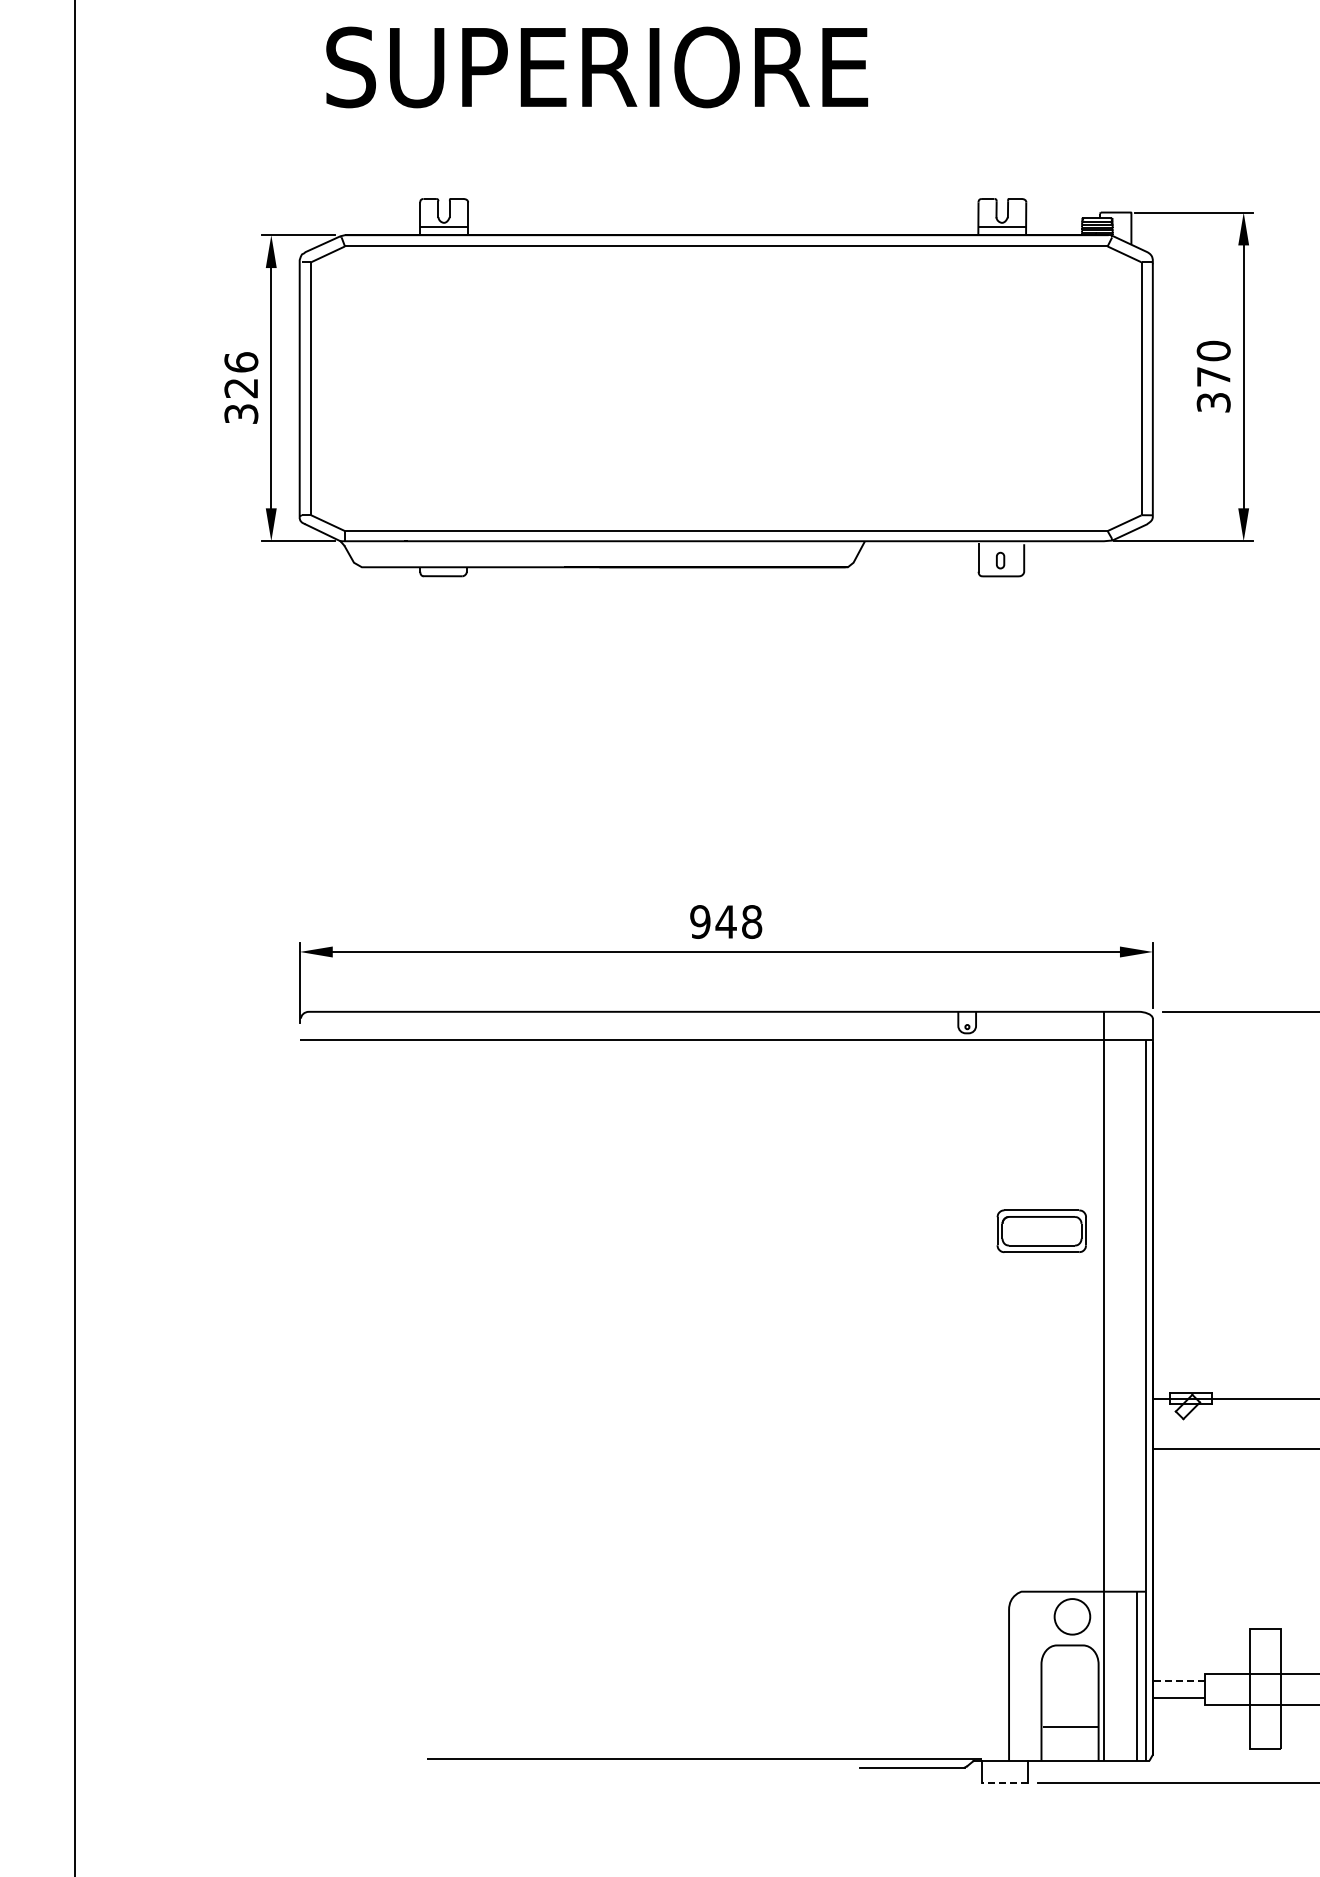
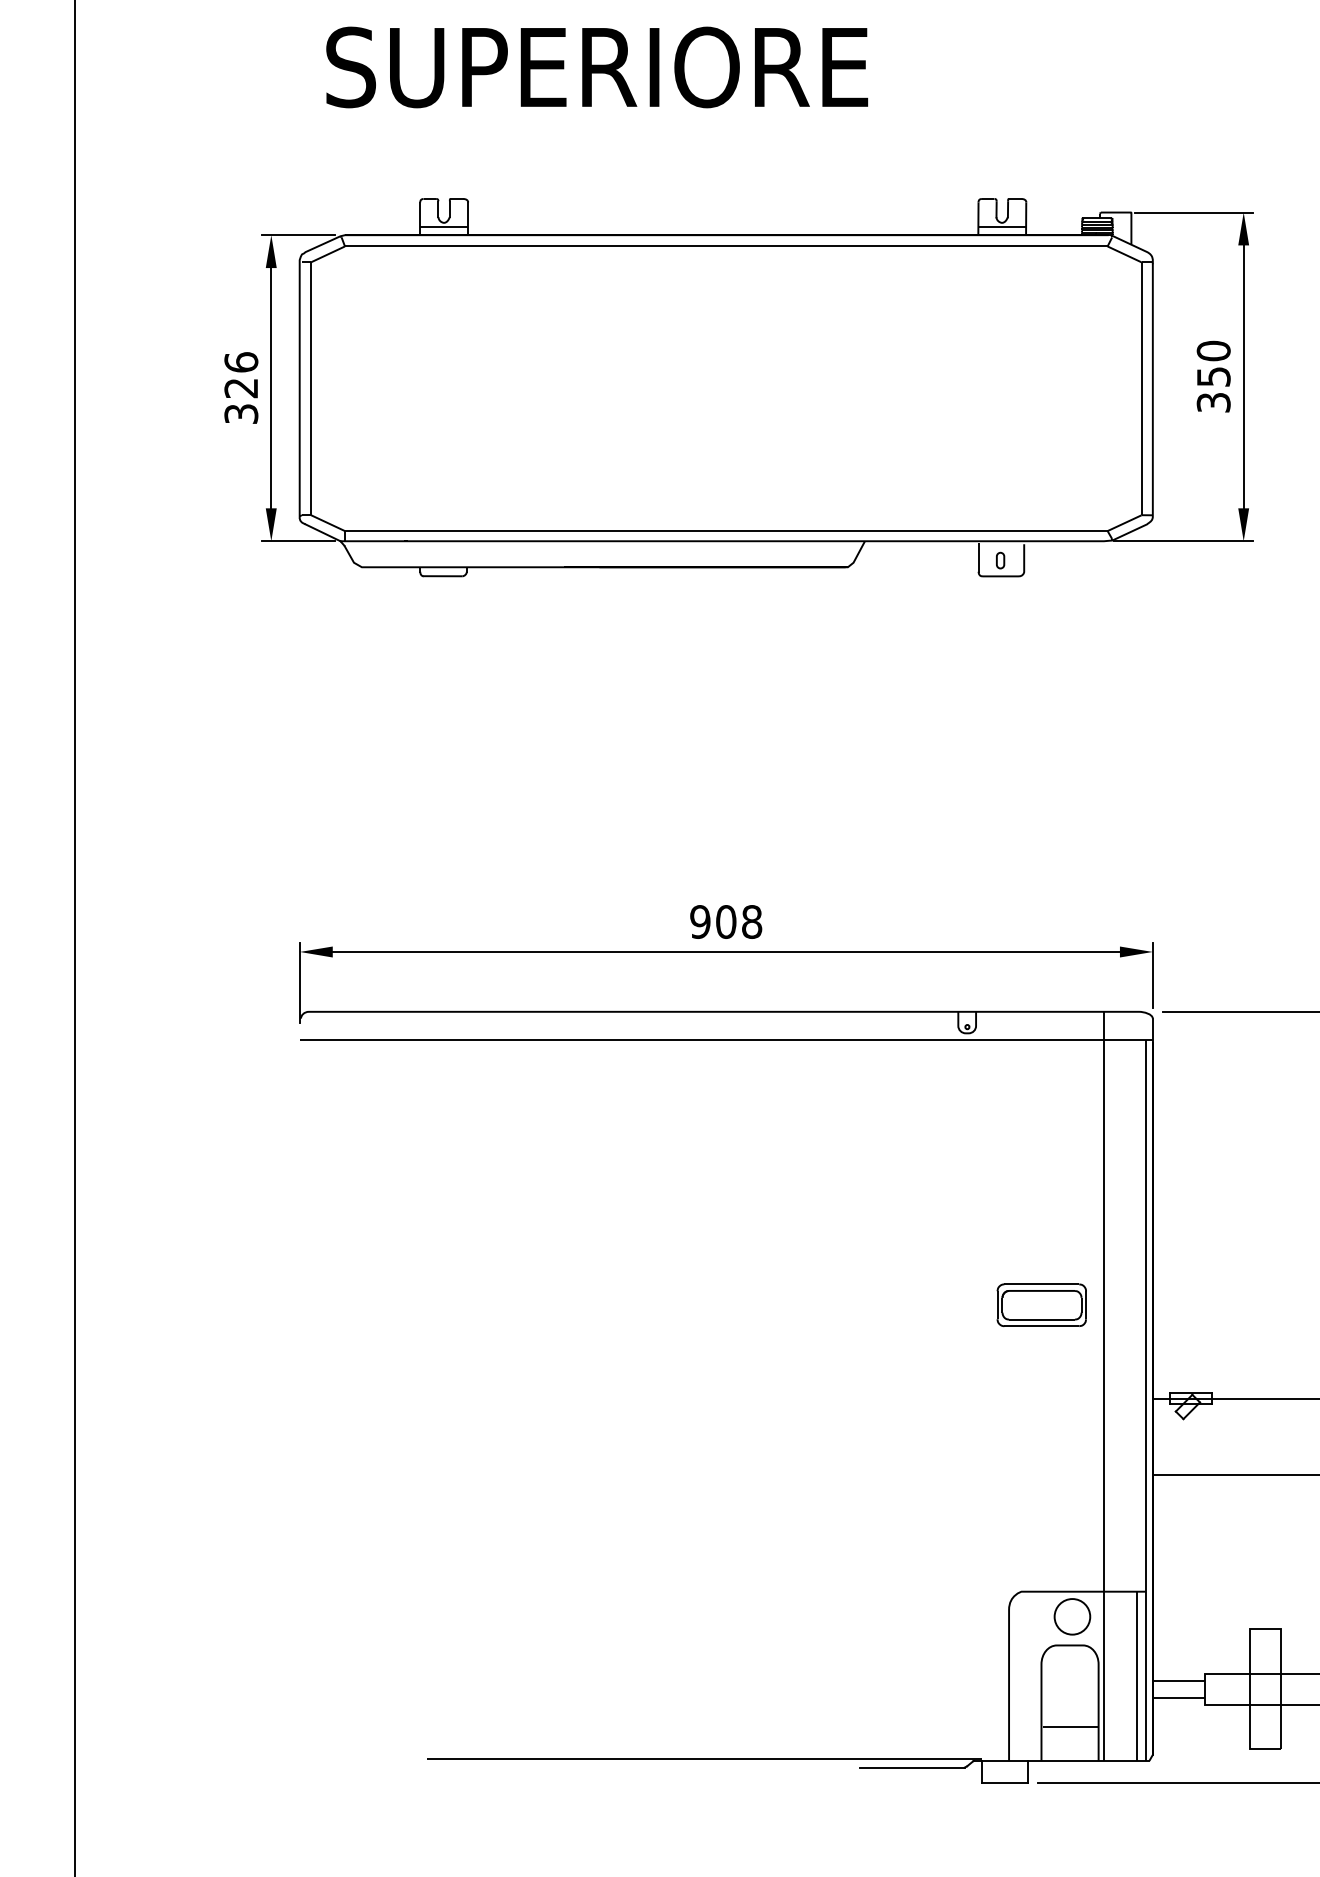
text: 370 -> 350 (1213, 376)
text: 948 -> 908 (725, 921)
part position: (1041, 1230) -> (1041, 1304) (1041, 1304)
line position: (1234, 1448) -> (1234, 1474) (1234, 1474)
line: dashed -> solid (1178, 1681)
line: dashed -> solid (1004, 1783)
